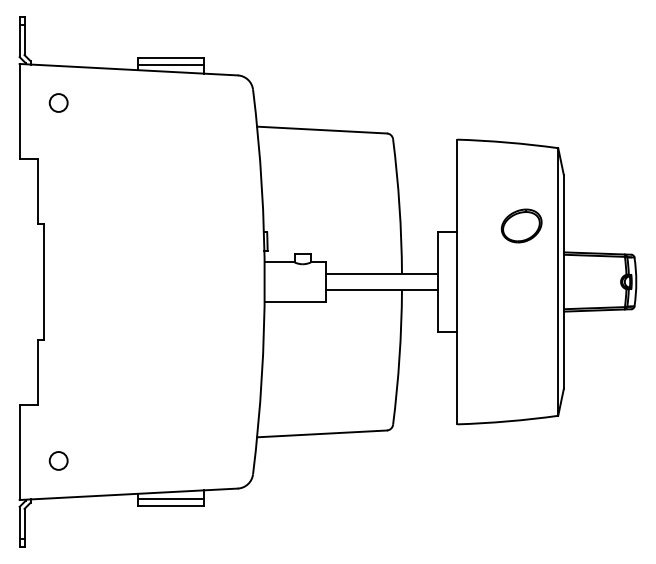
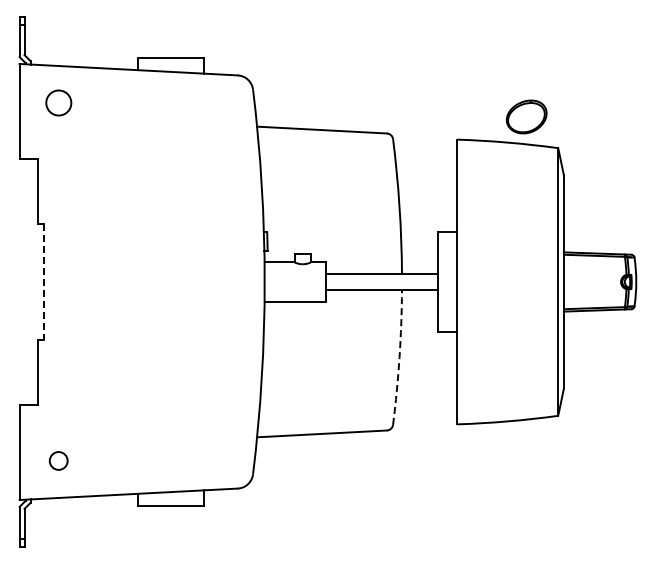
line: present -> none (170, 65)
circle size: 21x20 px -> 28x28 px (58, 102)
part position: (521, 225) -> (526, 116) (526, 116)
line: solid -> dashed (44, 281)
arc: solid -> dashed (399, 357)
line: present -> none (170, 498)
